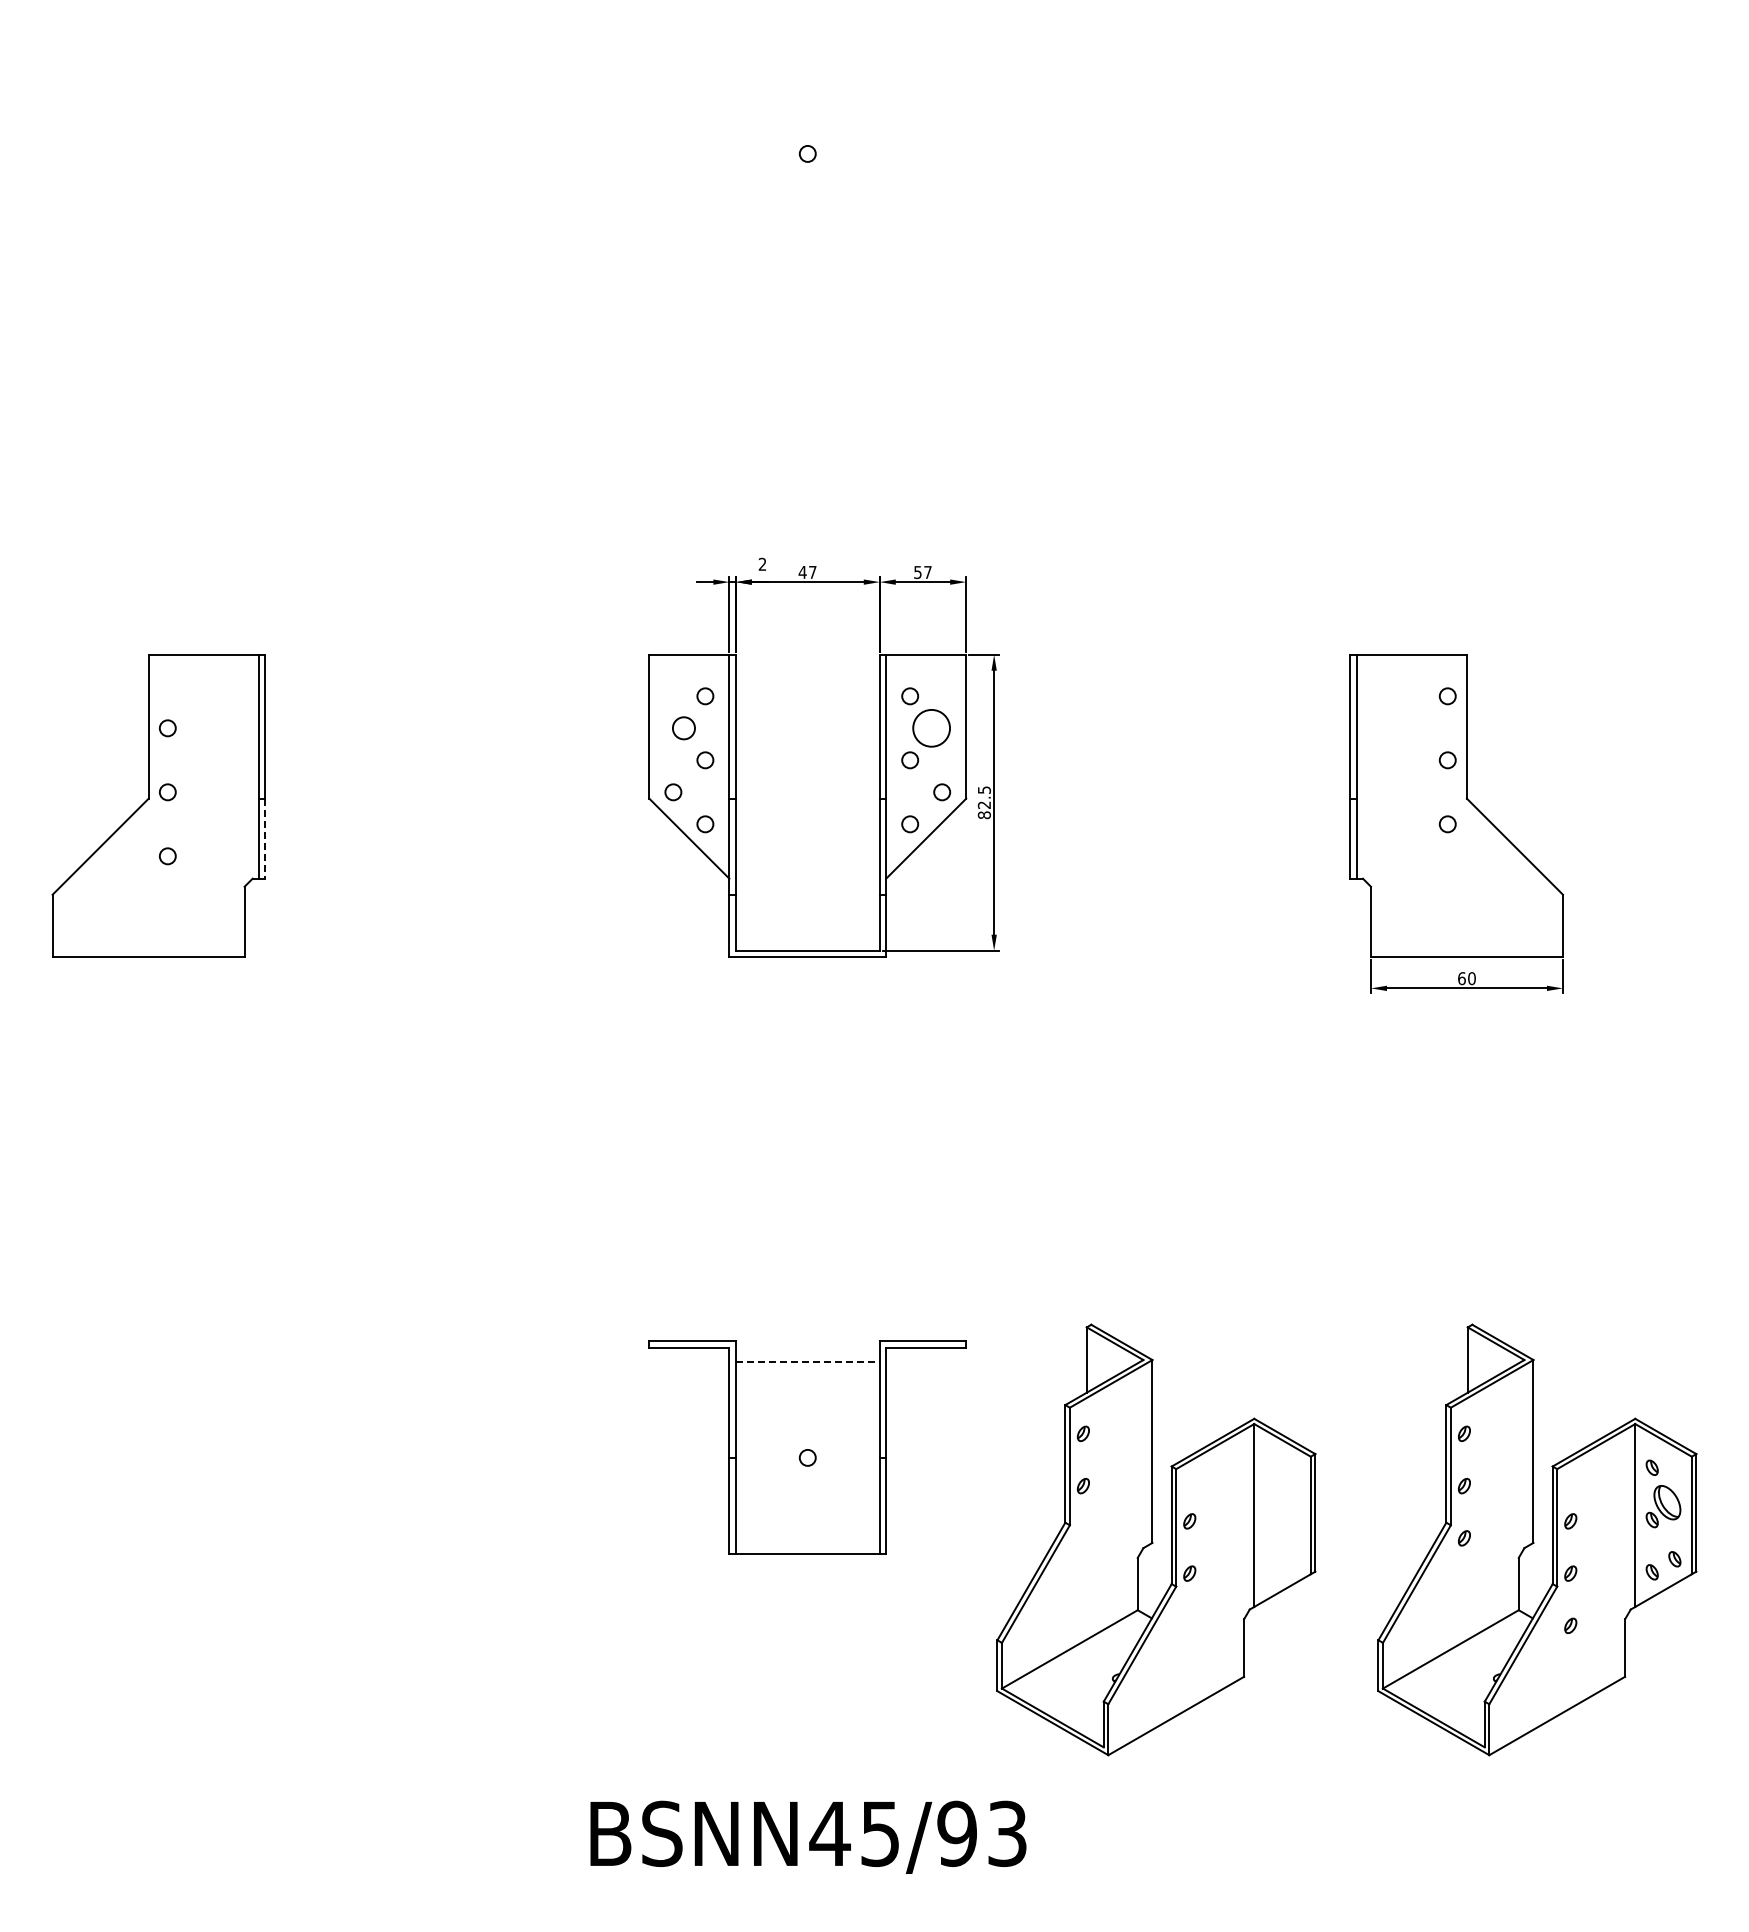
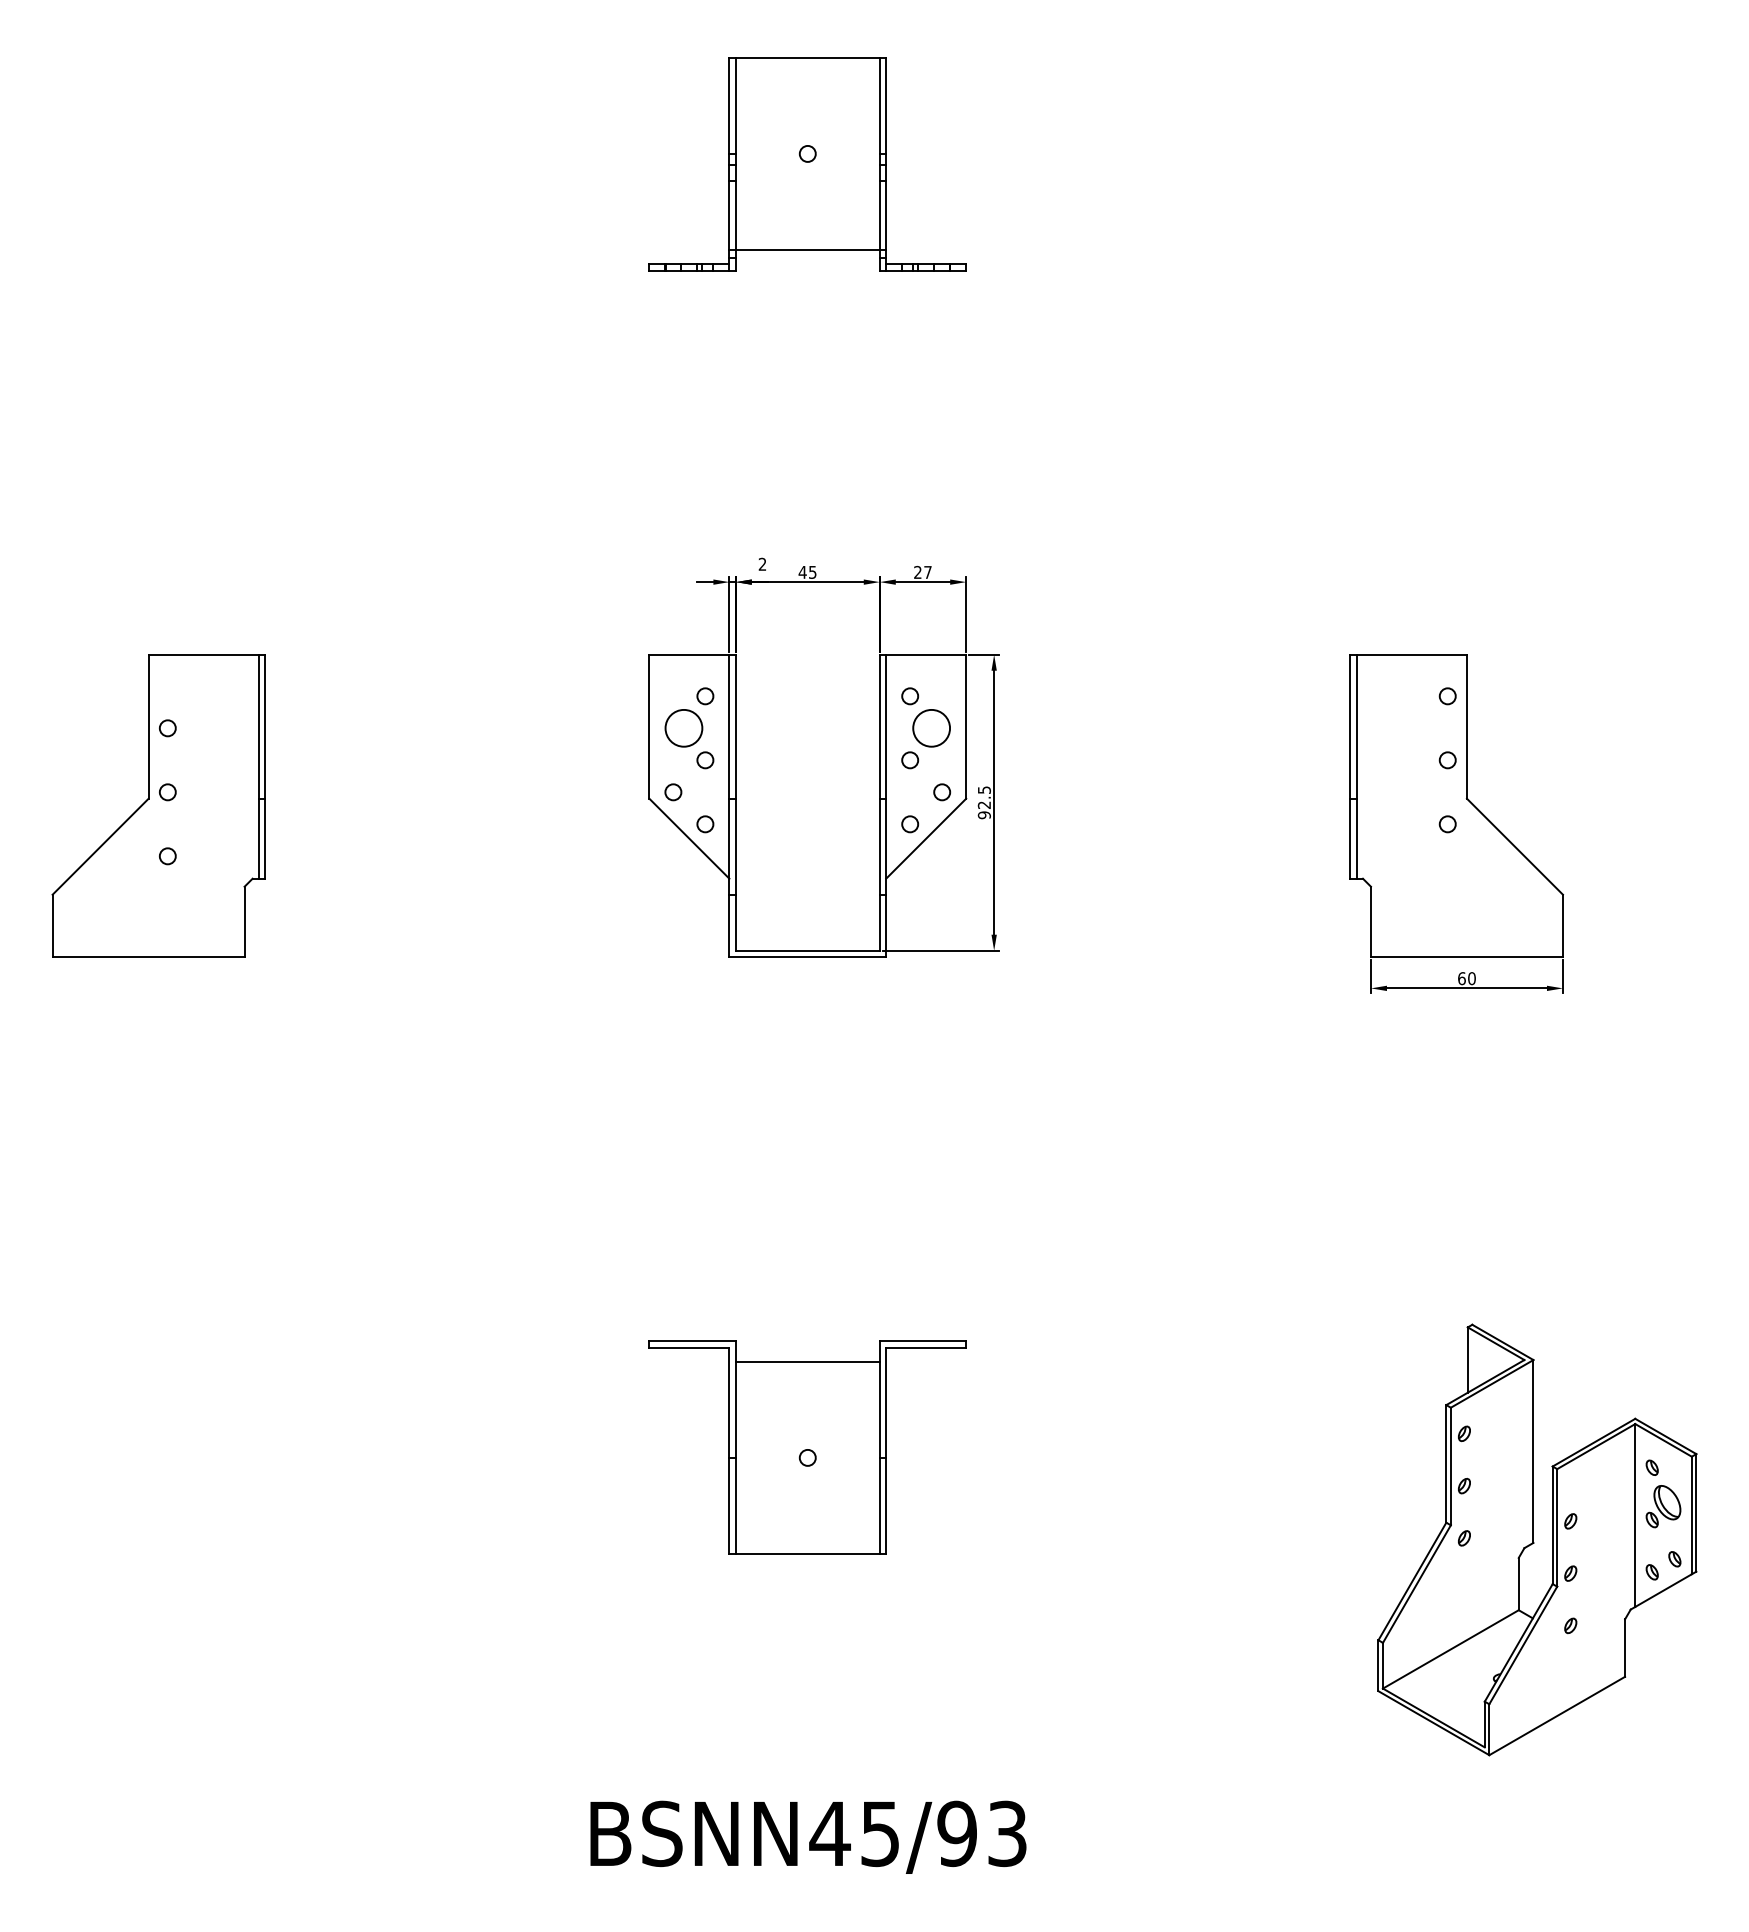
part: none -> present (807, 164)
text: 47 -> 45 (812, 572)
text: 57 -> 27 (917, 572)
circle diameter: 22 px -> 37 px (683, 727)
text: 82.5 -> 92.5 (984, 815)
line: dashed -> solid (265, 838)
line: dashed -> solid (807, 1361)
part: present -> none (1156, 1539)
